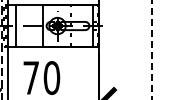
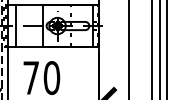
line: none -> present (128, 49)
line: dashed -> solid (151, 49)
line: none -> present (160, 49)
line: none -> present (166, 49)
